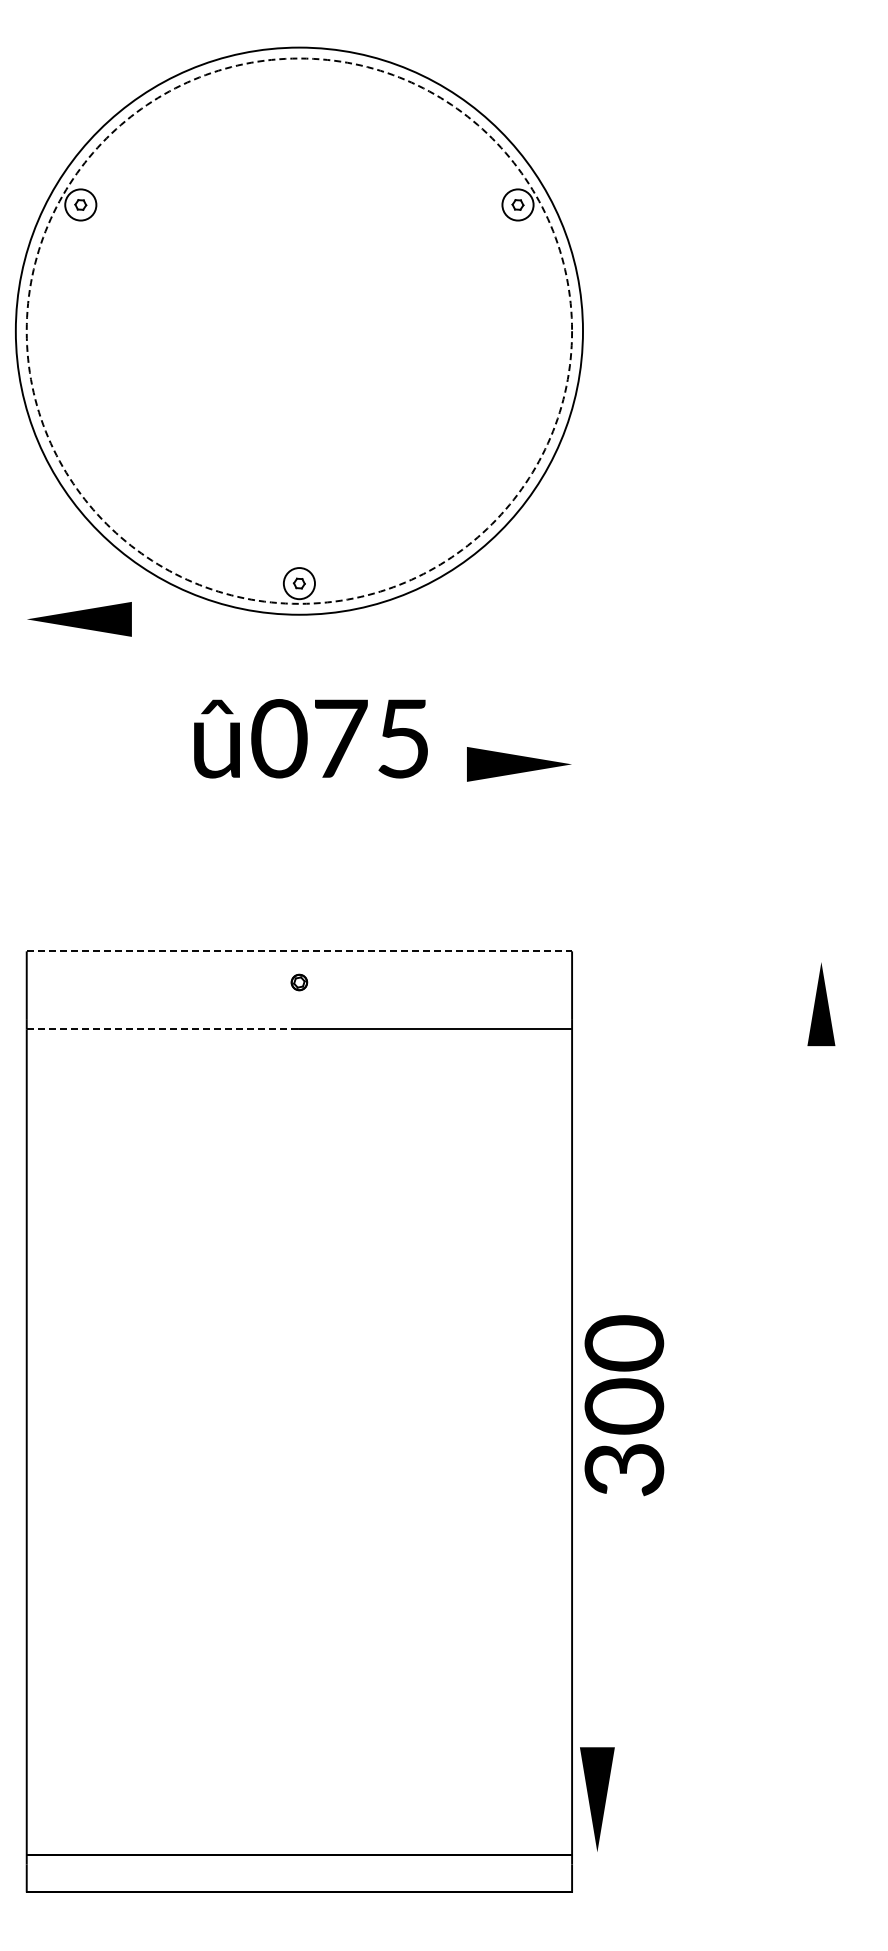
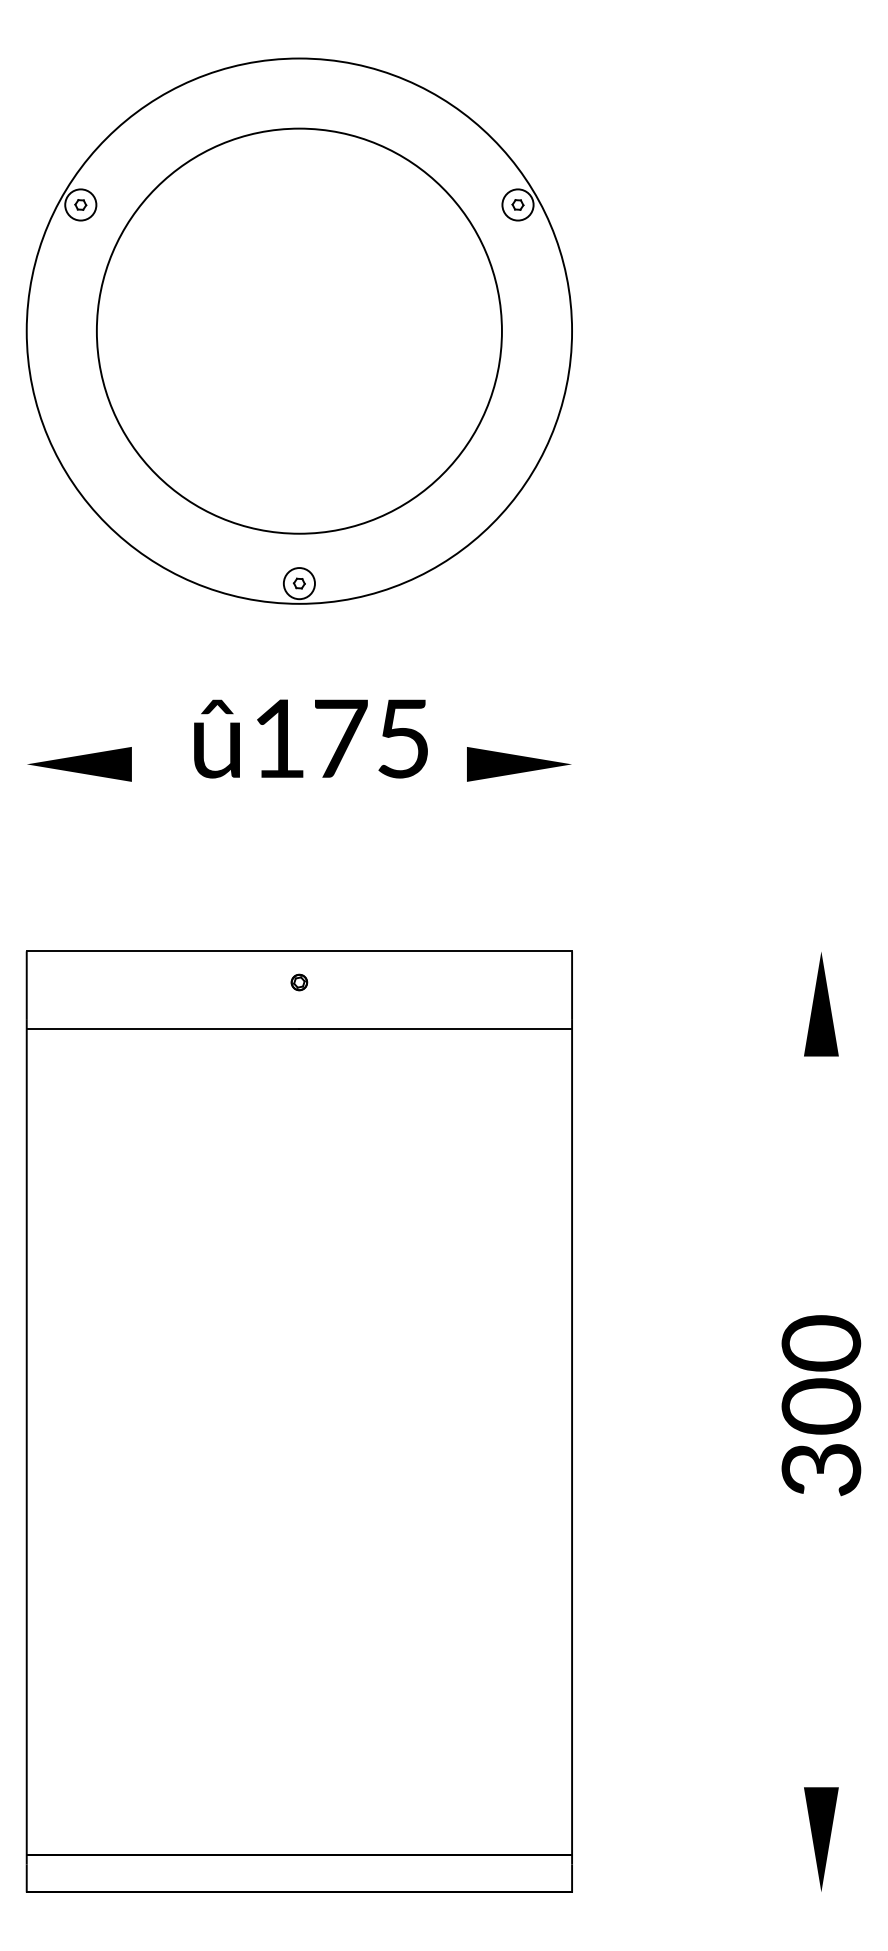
circle diameter: 567 px -> 405 px (298, 330)
circle: dashed -> solid (299, 330)
part position: (79, 619) -> (79, 764) (79, 764)
text: 0 -> 1 (279, 738)
line: dashed -> solid (299, 951)
part size: 29x85 px -> 35x105 px (821, 1004)
line: dashed -> solid (163, 1029)
text position: (624, 1405) -> (821, 1405) (821, 1405)
part position: (597, 1799) -> (821, 1839) (821, 1839)
